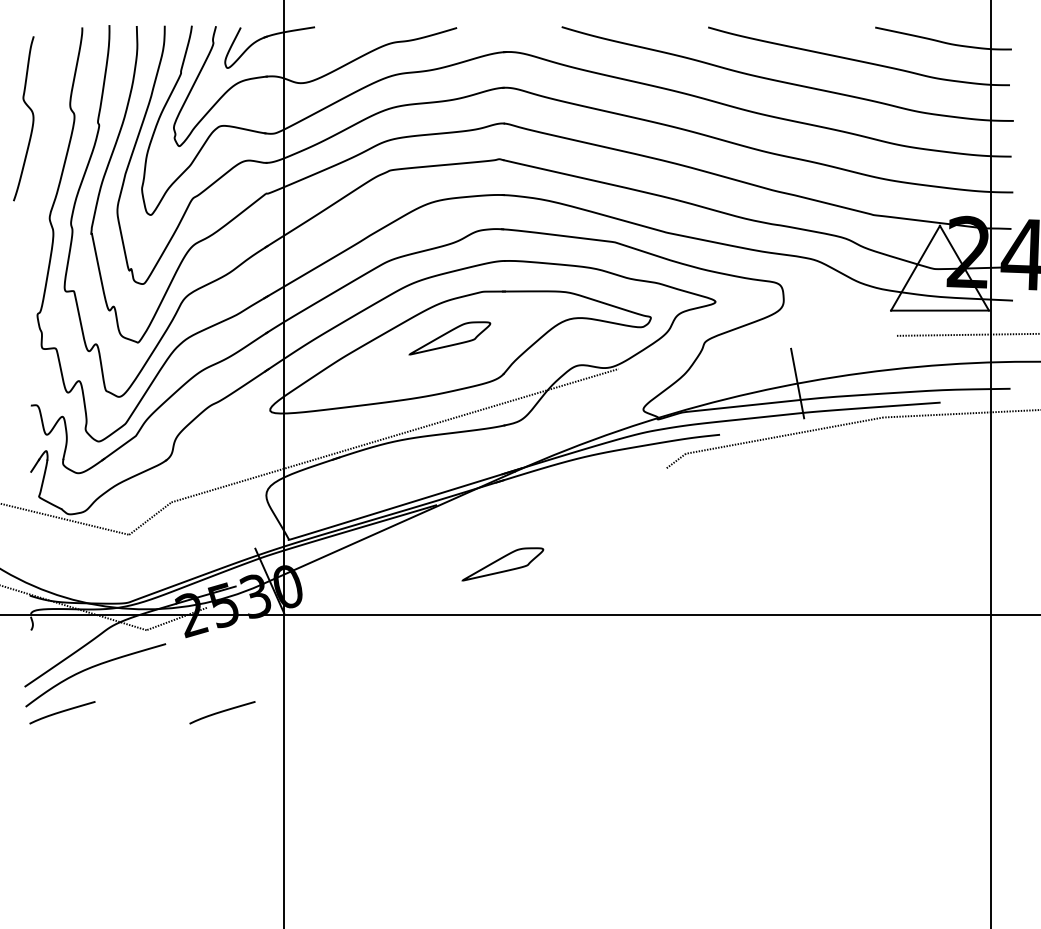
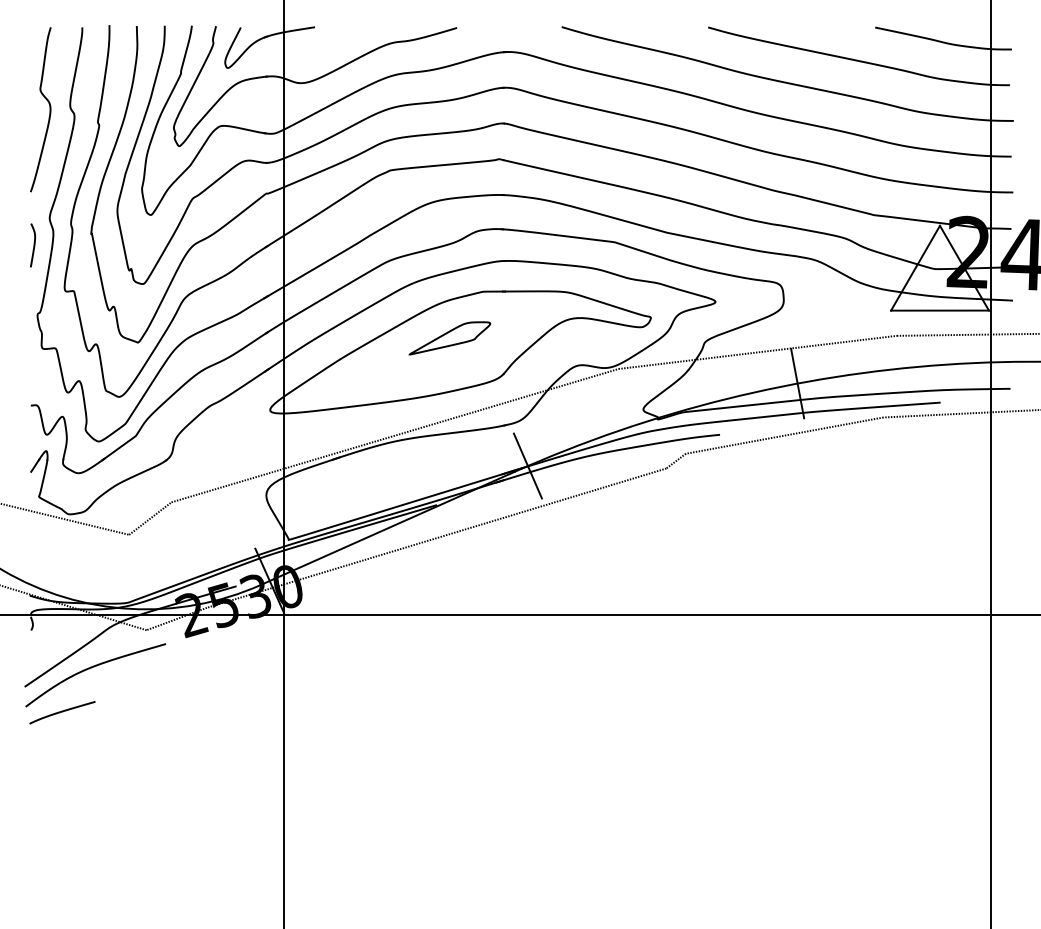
curve position: (32, 118) -> (49, 109) (49, 109)
curve: none -> present (33, 245)
line: none -> present (757, 352)
line: none -> present (527, 465)
line: none -> present (436, 537)
part: present -> none (502, 564)
curve: present -> none (222, 712)
